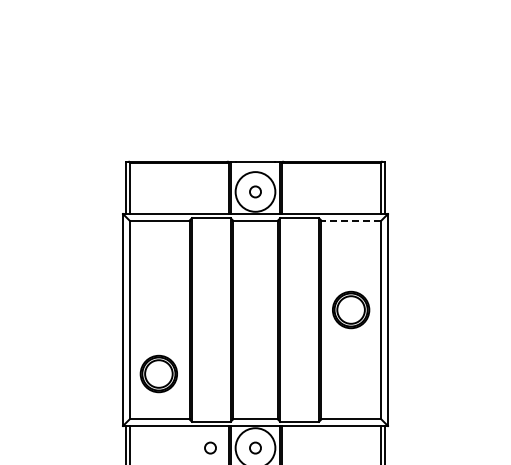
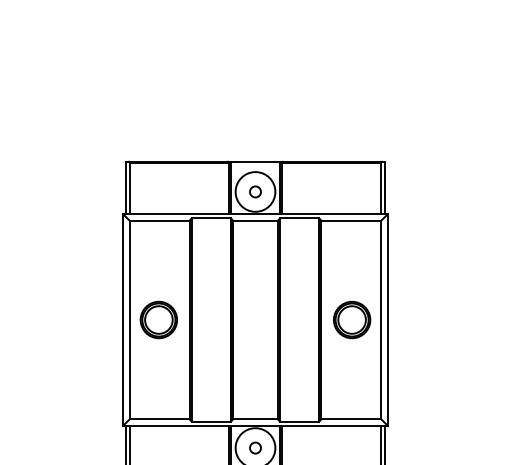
line: dashed -> solid (351, 220)
part position: (351, 309) -> (352, 319) (352, 319)
part position: (158, 373) -> (158, 319) (158, 319)
circle: present -> none (210, 447)
